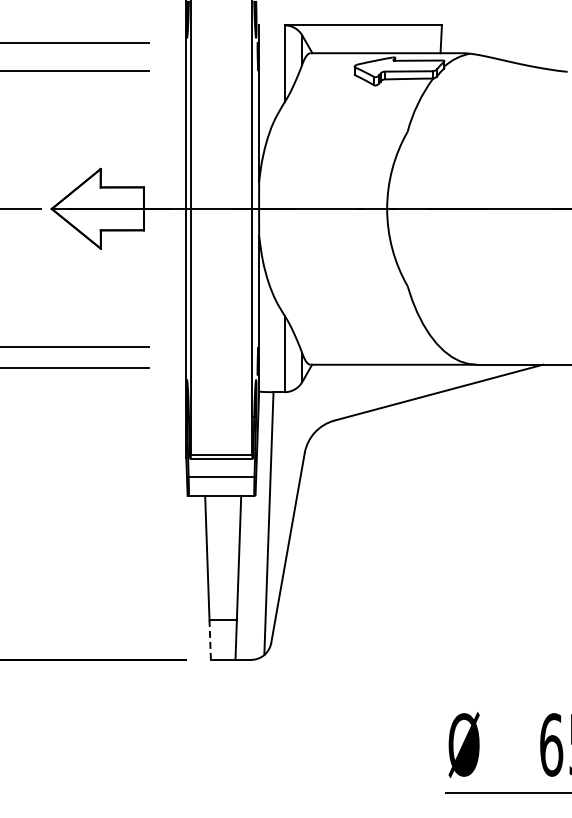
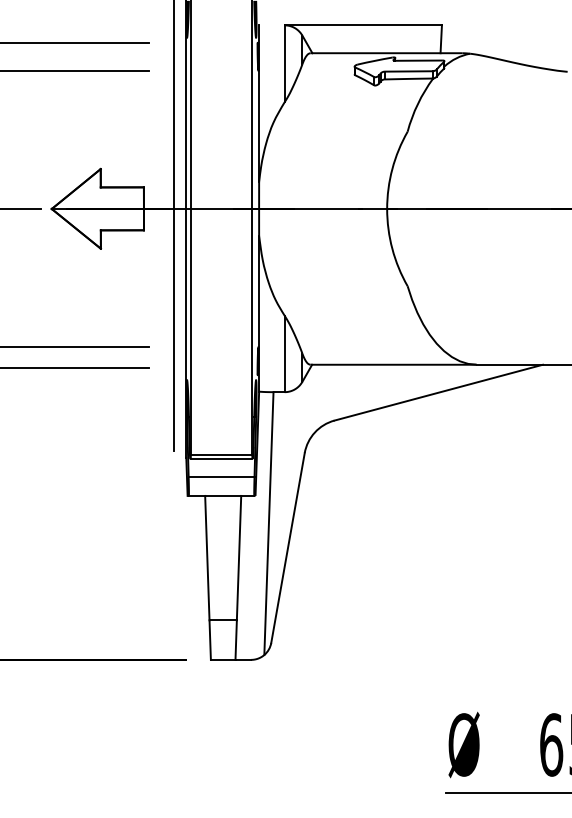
line: none -> present (174, 226)
line: dashed -> solid (210, 640)
